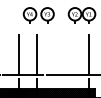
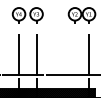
part position: (38, 15) -> (27, 15) (27, 15)
